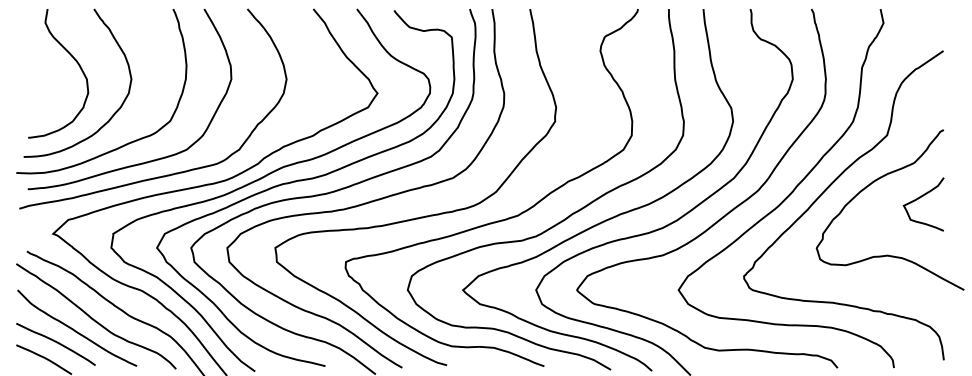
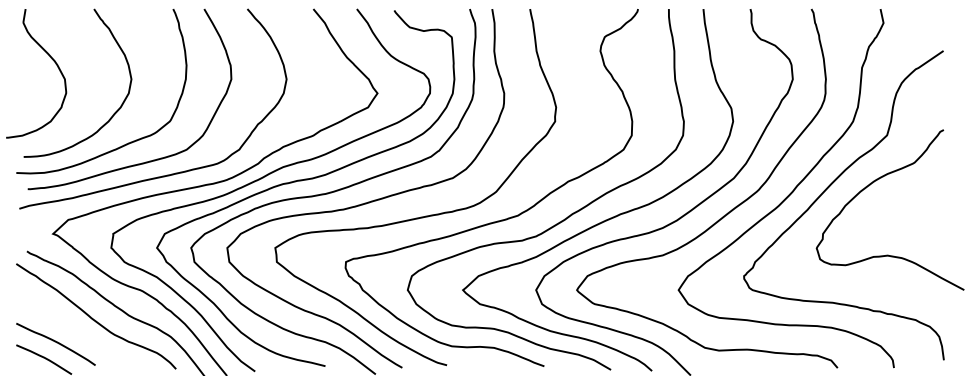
curve position: (73, 59) -> (51, 59) (51, 59)
curve: present -> none (920, 198)
curve: present -> none (76, 330)
